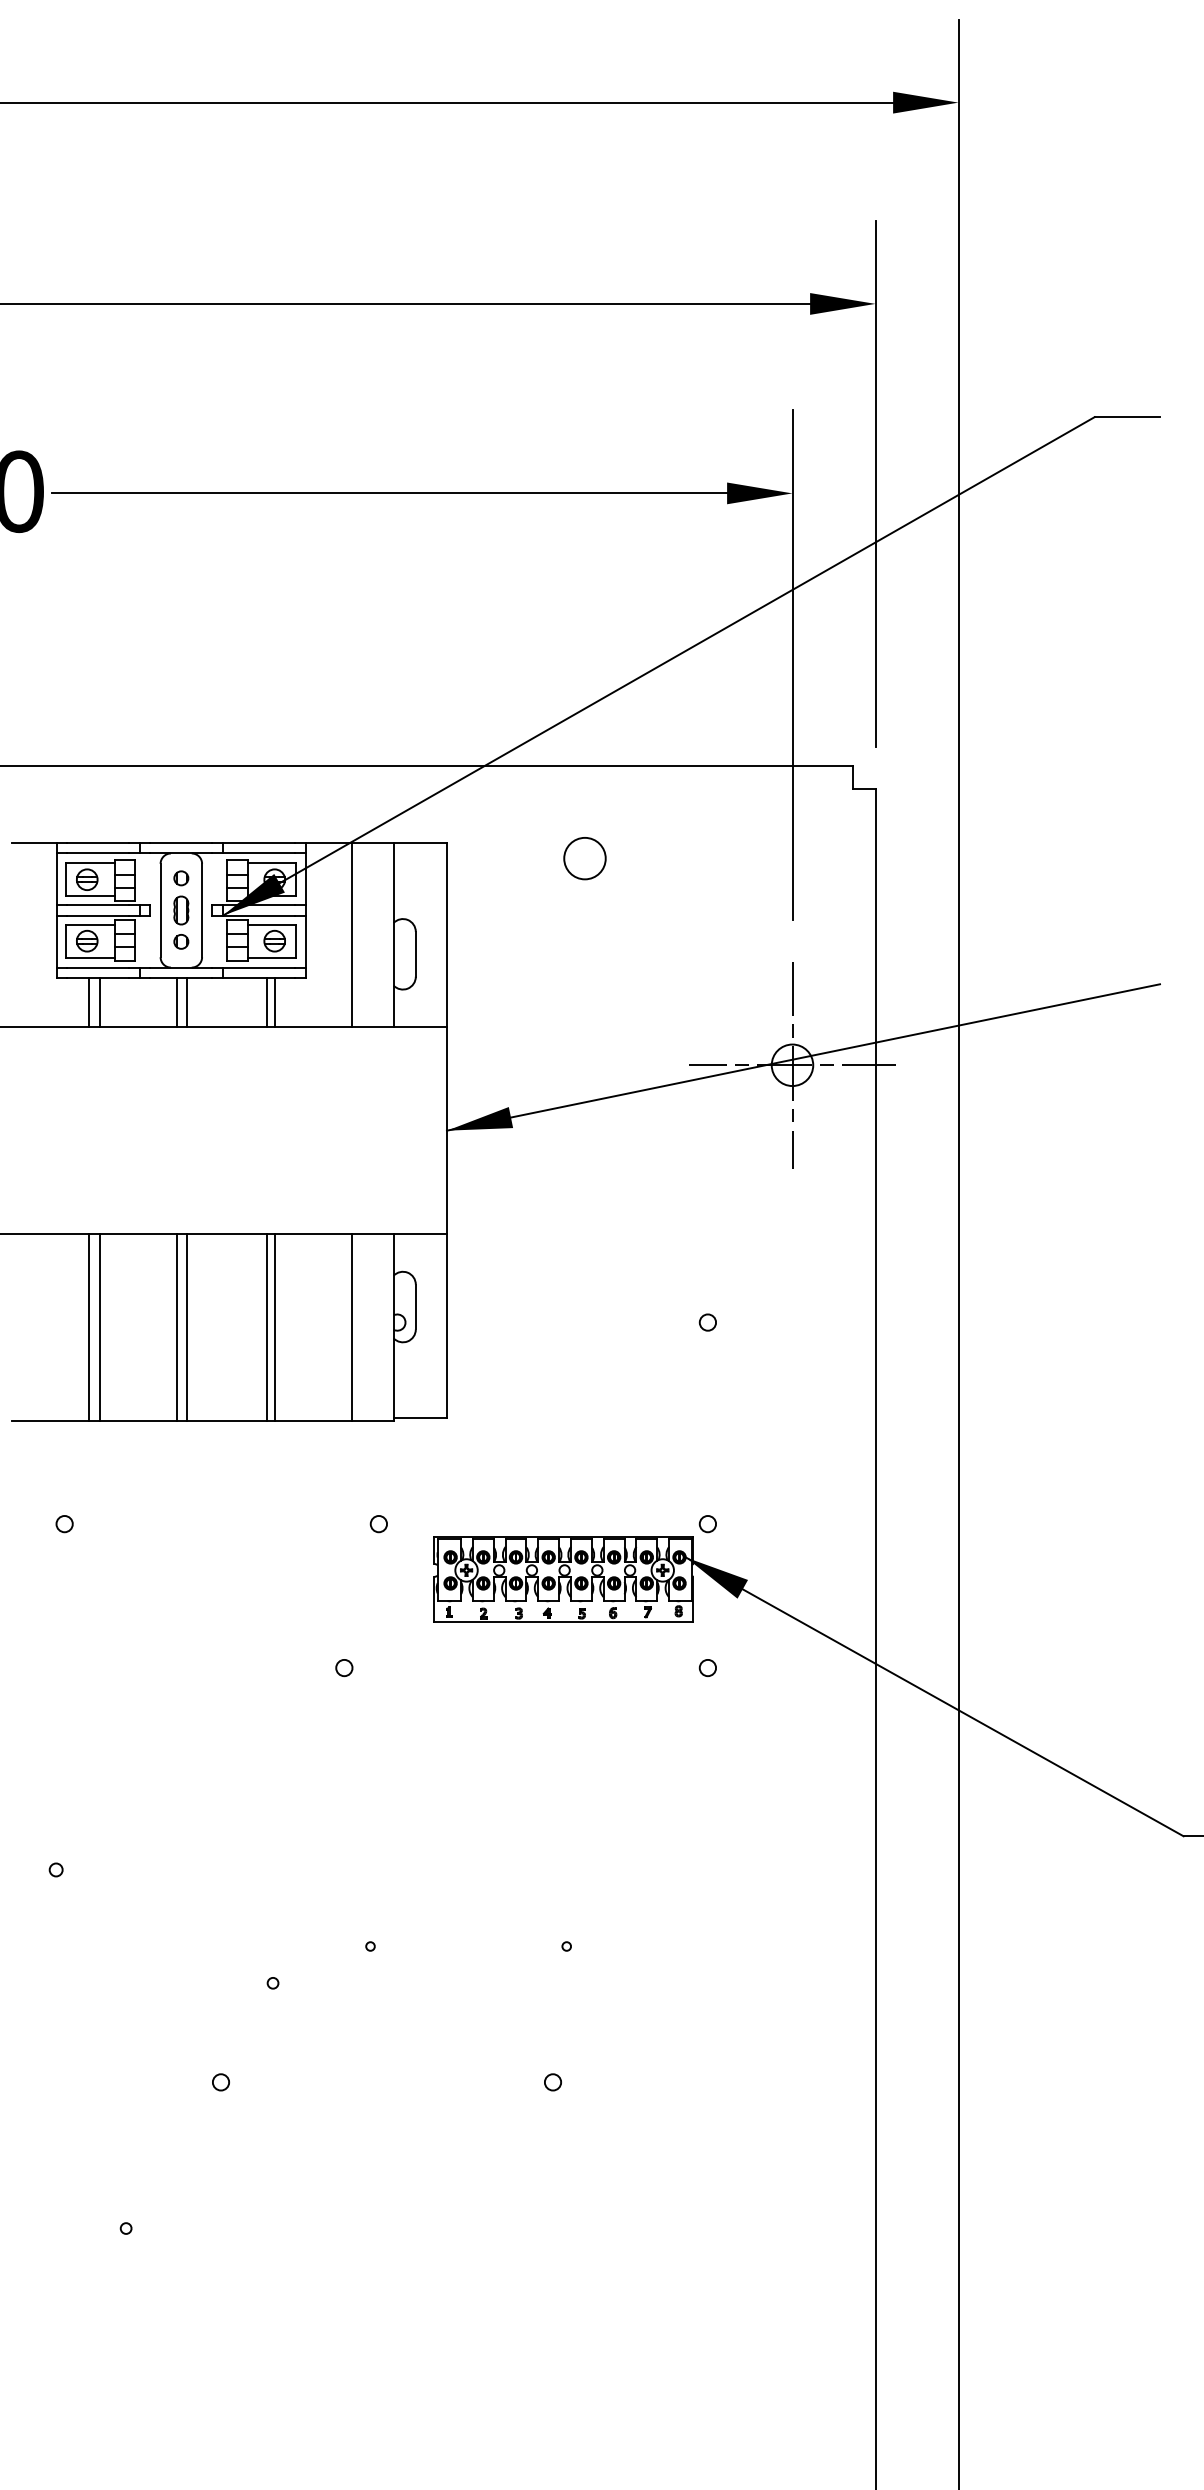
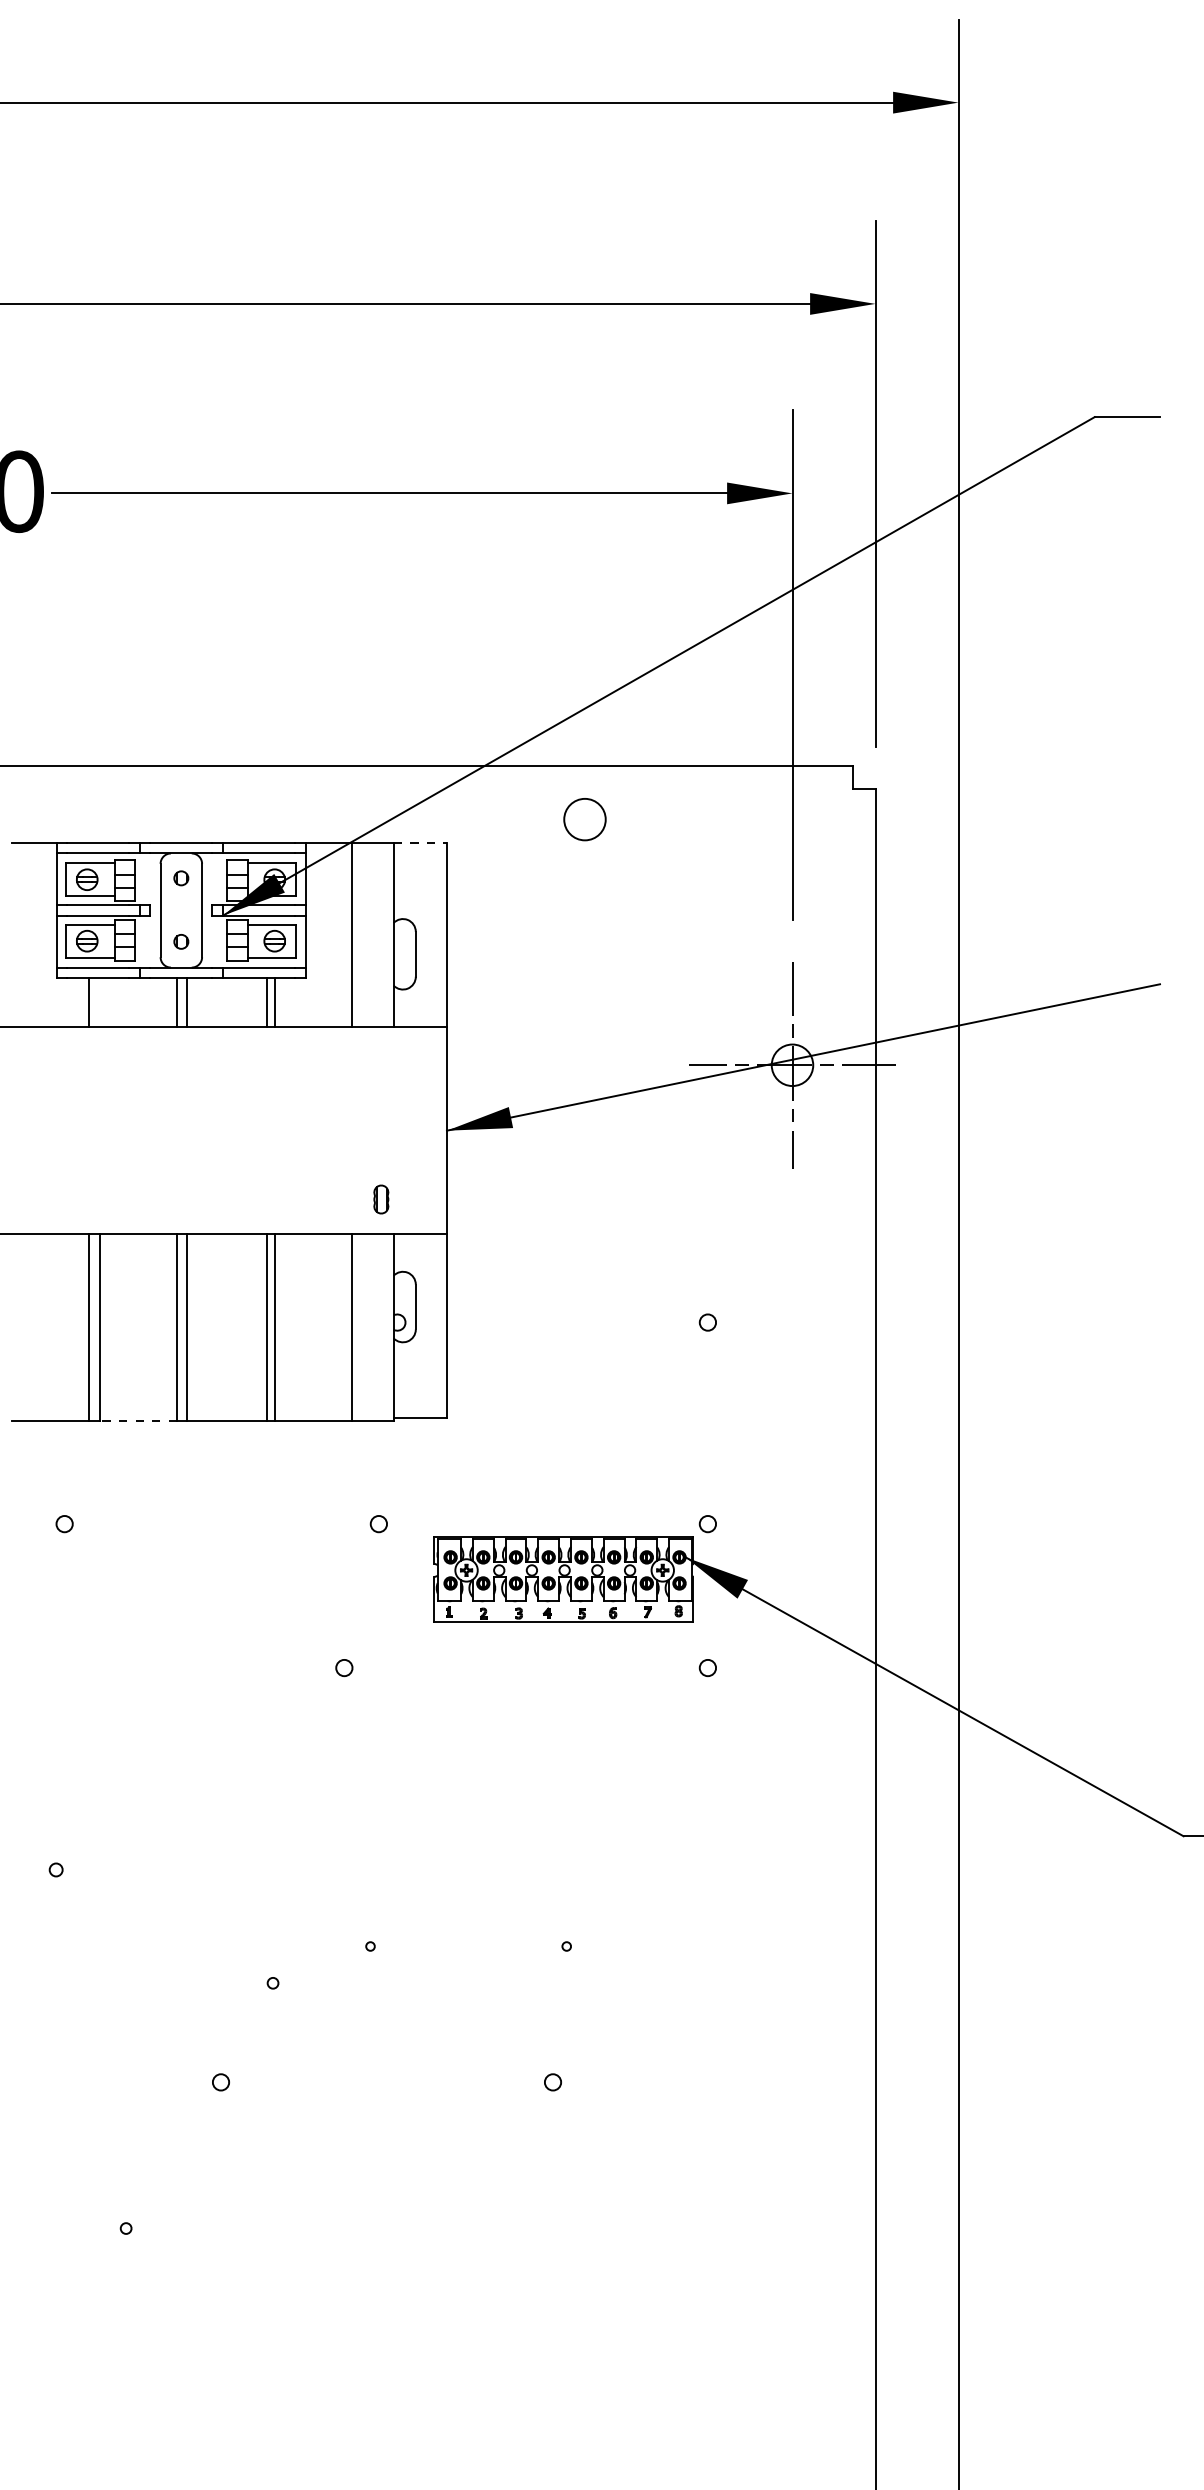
line: solid -> dashed (420, 843)
circle position: (584, 858) -> (584, 819) (584, 819)
part position: (181, 910) -> (381, 1199) (381, 1199)
line: present -> none (99, 1001)
line: solid -> dashed (138, 1421)
